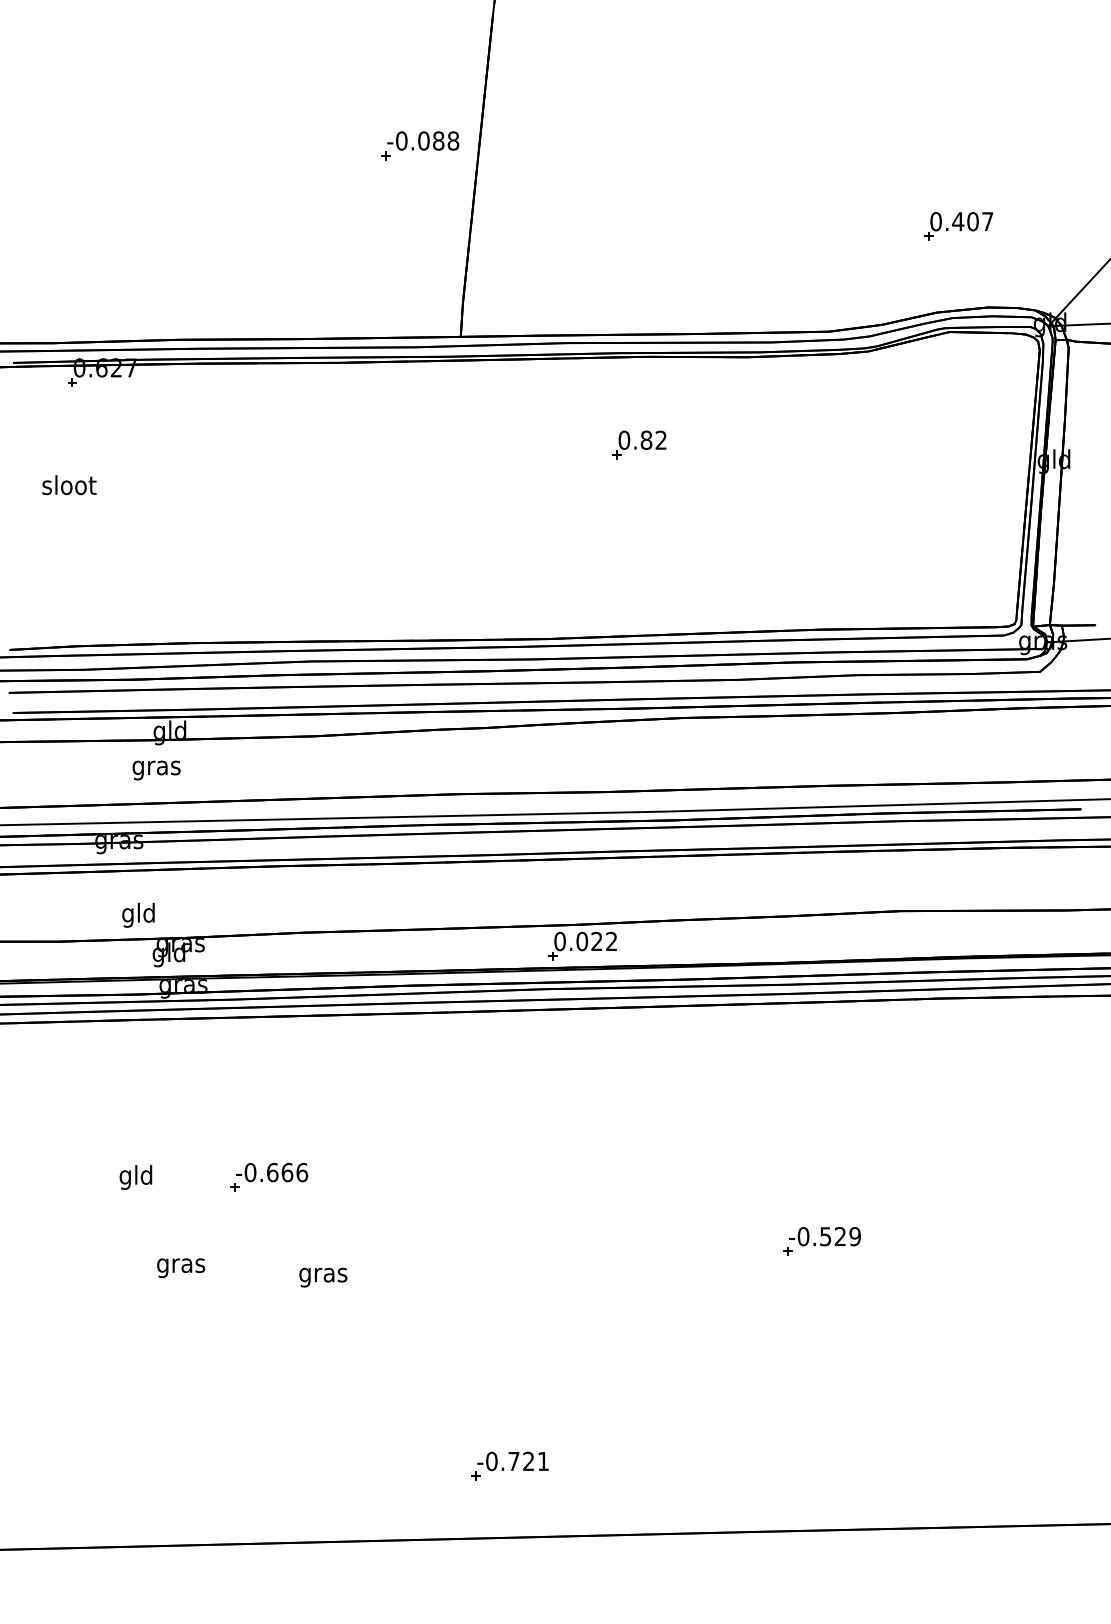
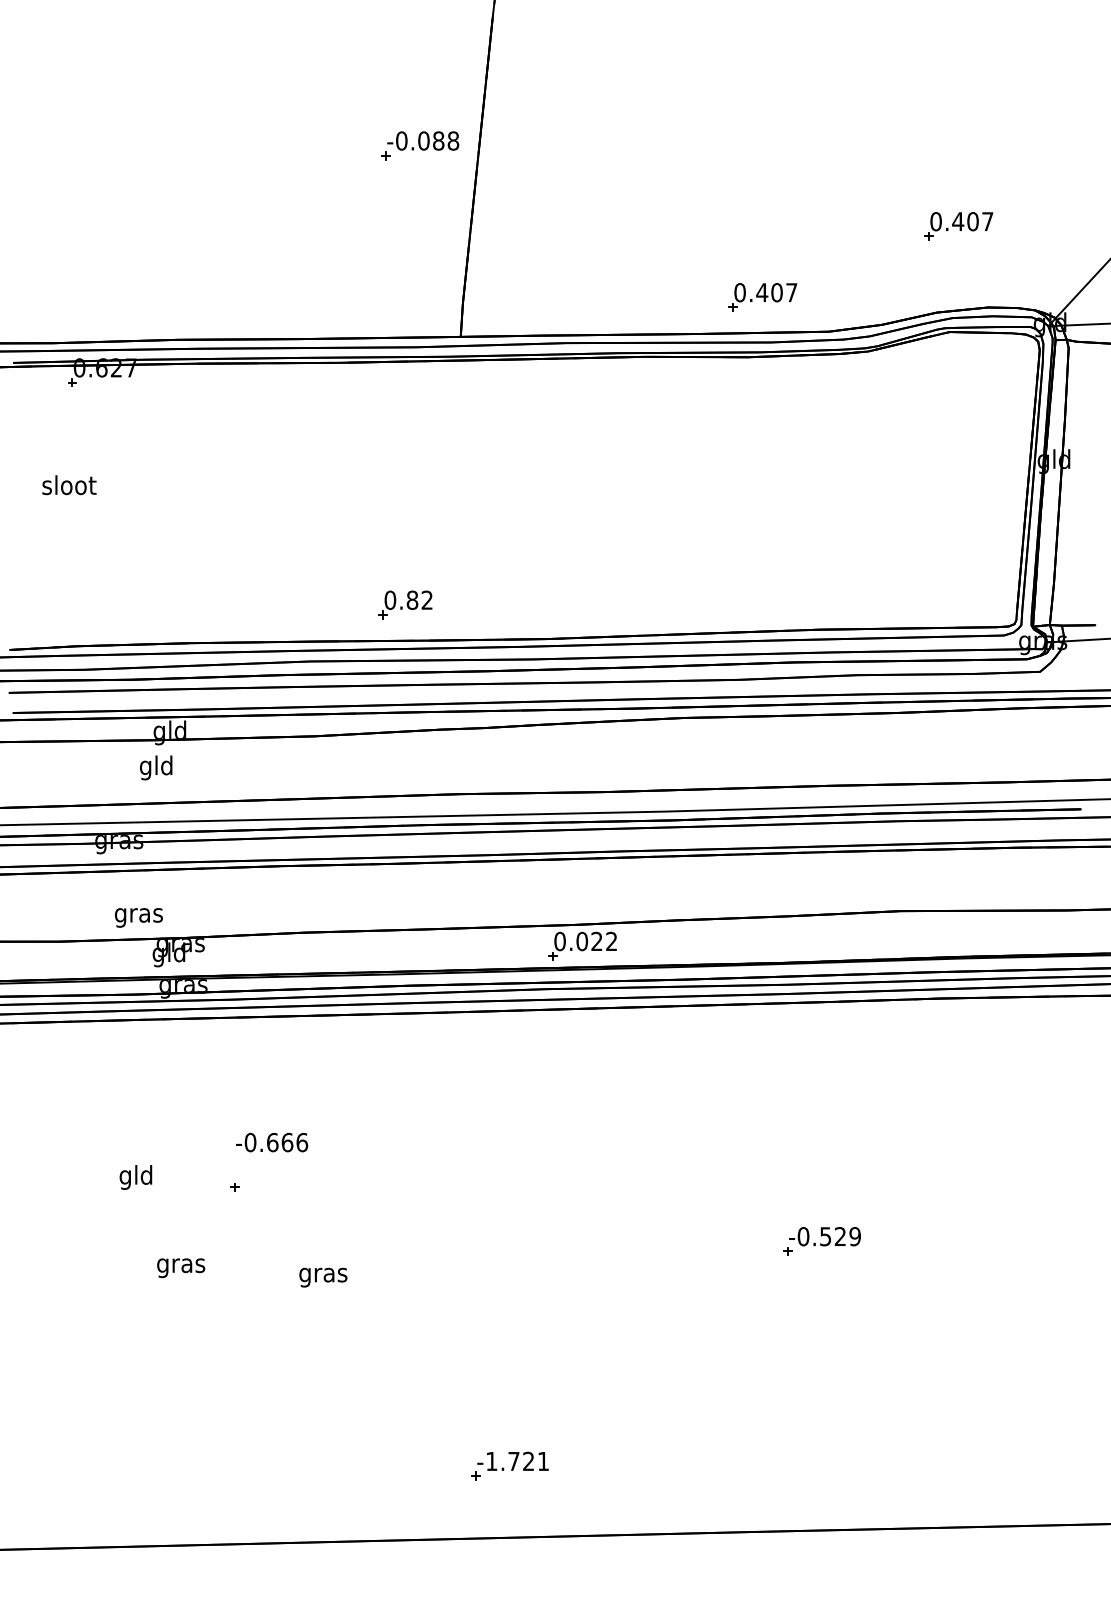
part: none -> present (762, 297)
part position: (639, 444) -> (405, 604) (405, 604)
text: gras -> gld (156, 767)
text: gld -> gras (138, 914)
text position: (272, 1172) -> (272, 1142) (272, 1142)
text: -0.721 -> -1.721 (491, 1461)
